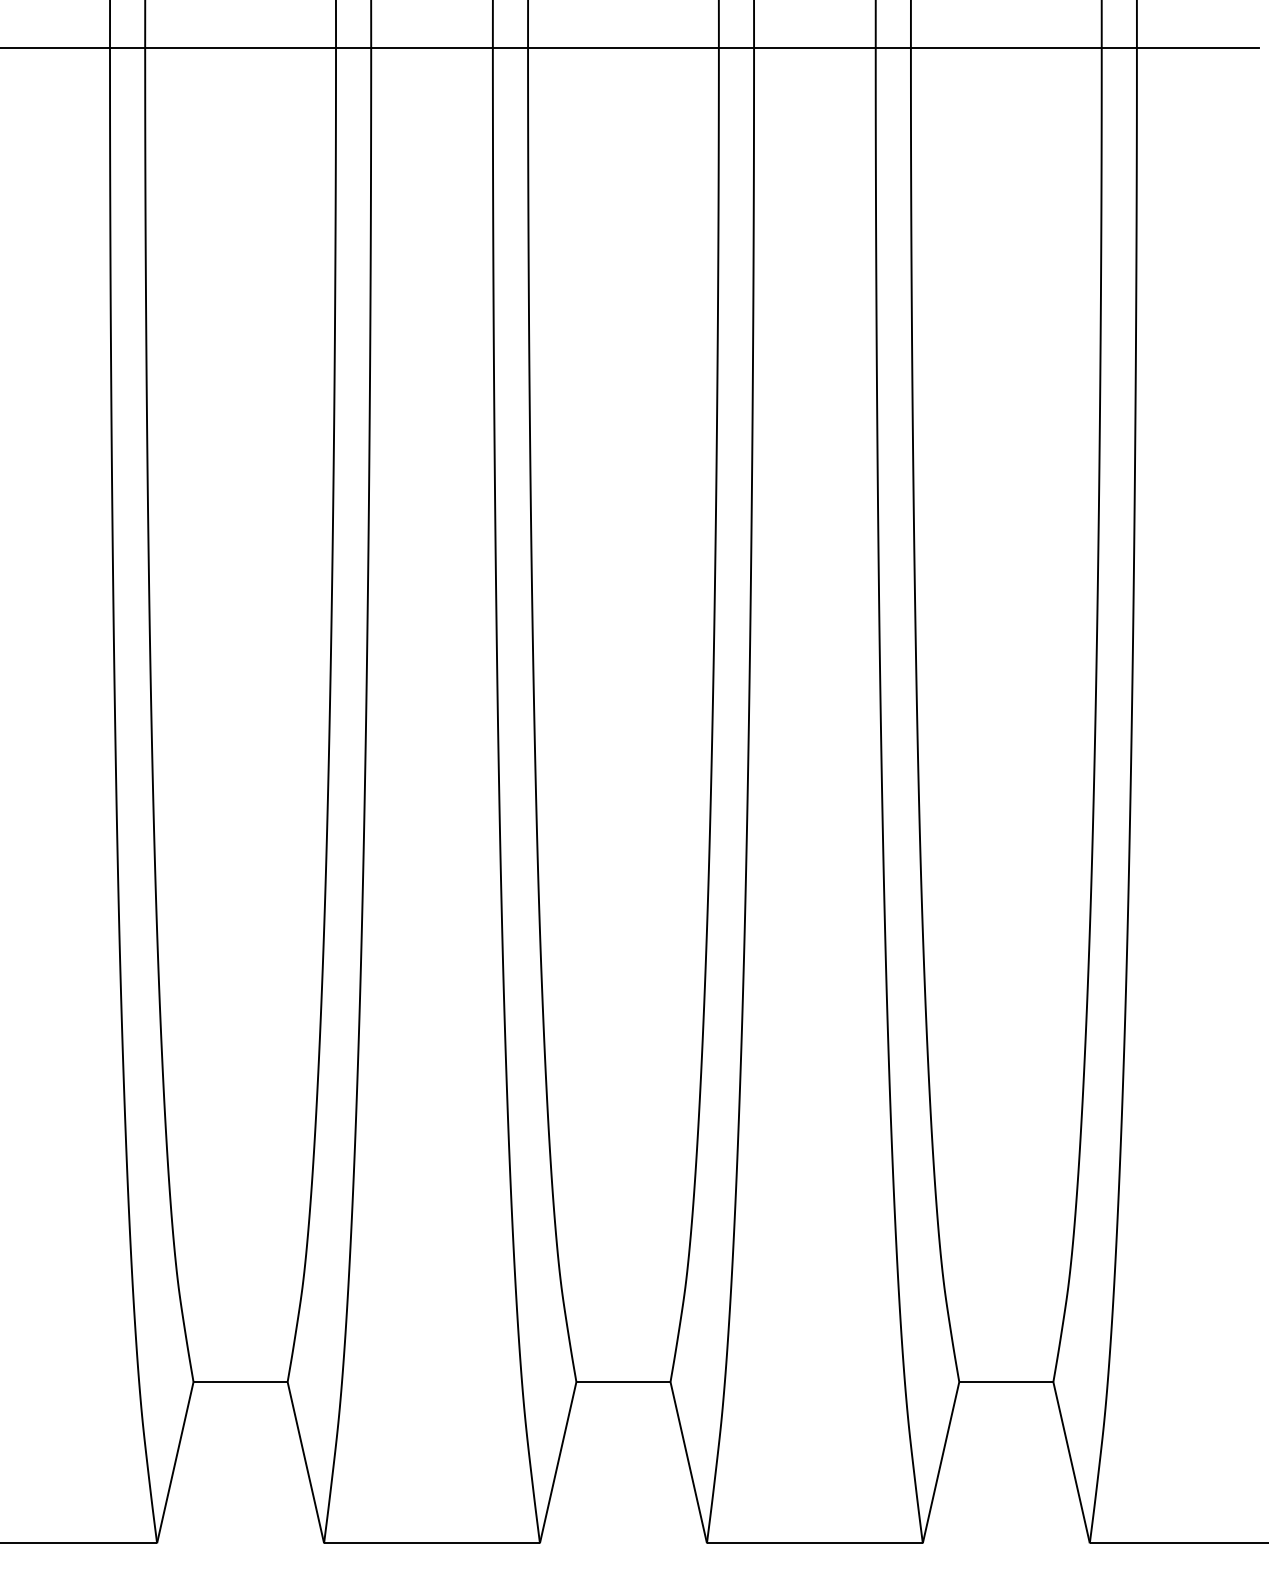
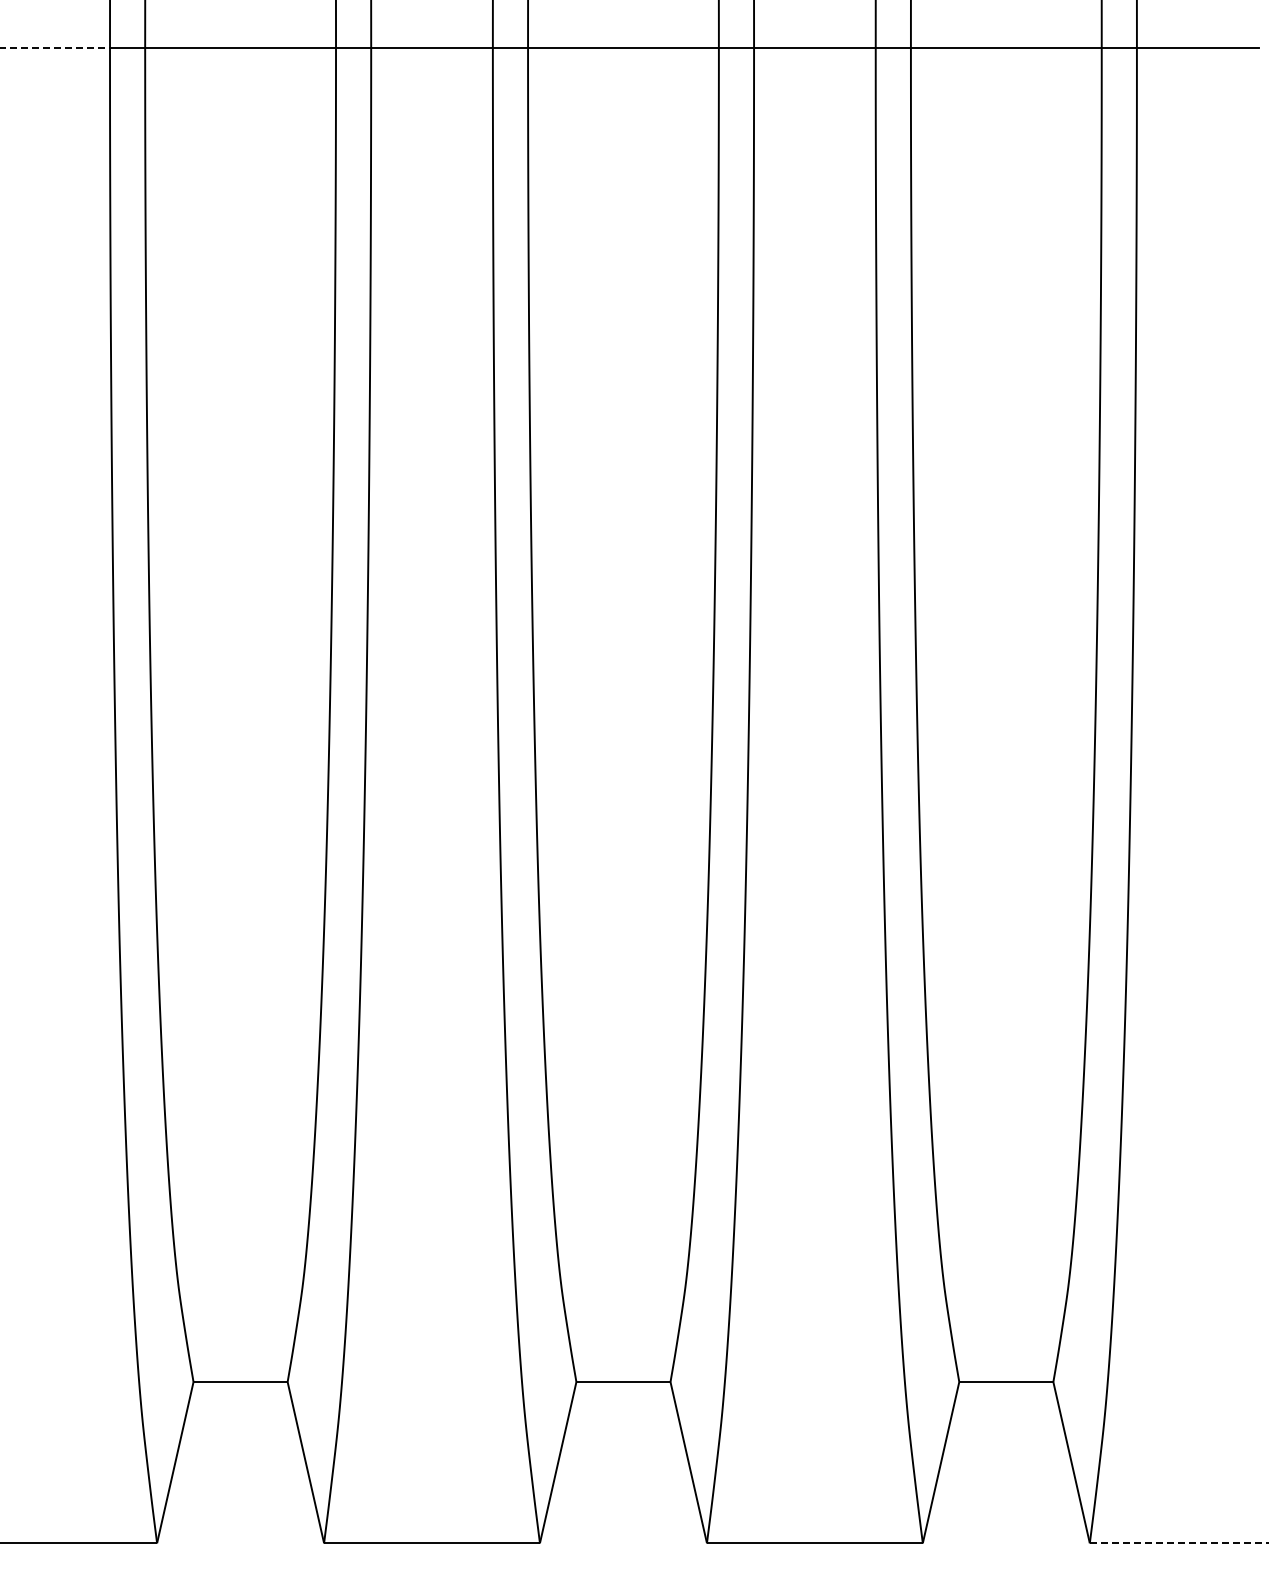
line: solid -> dashed (55, 47)
line: solid -> dashed (1180, 1543)
